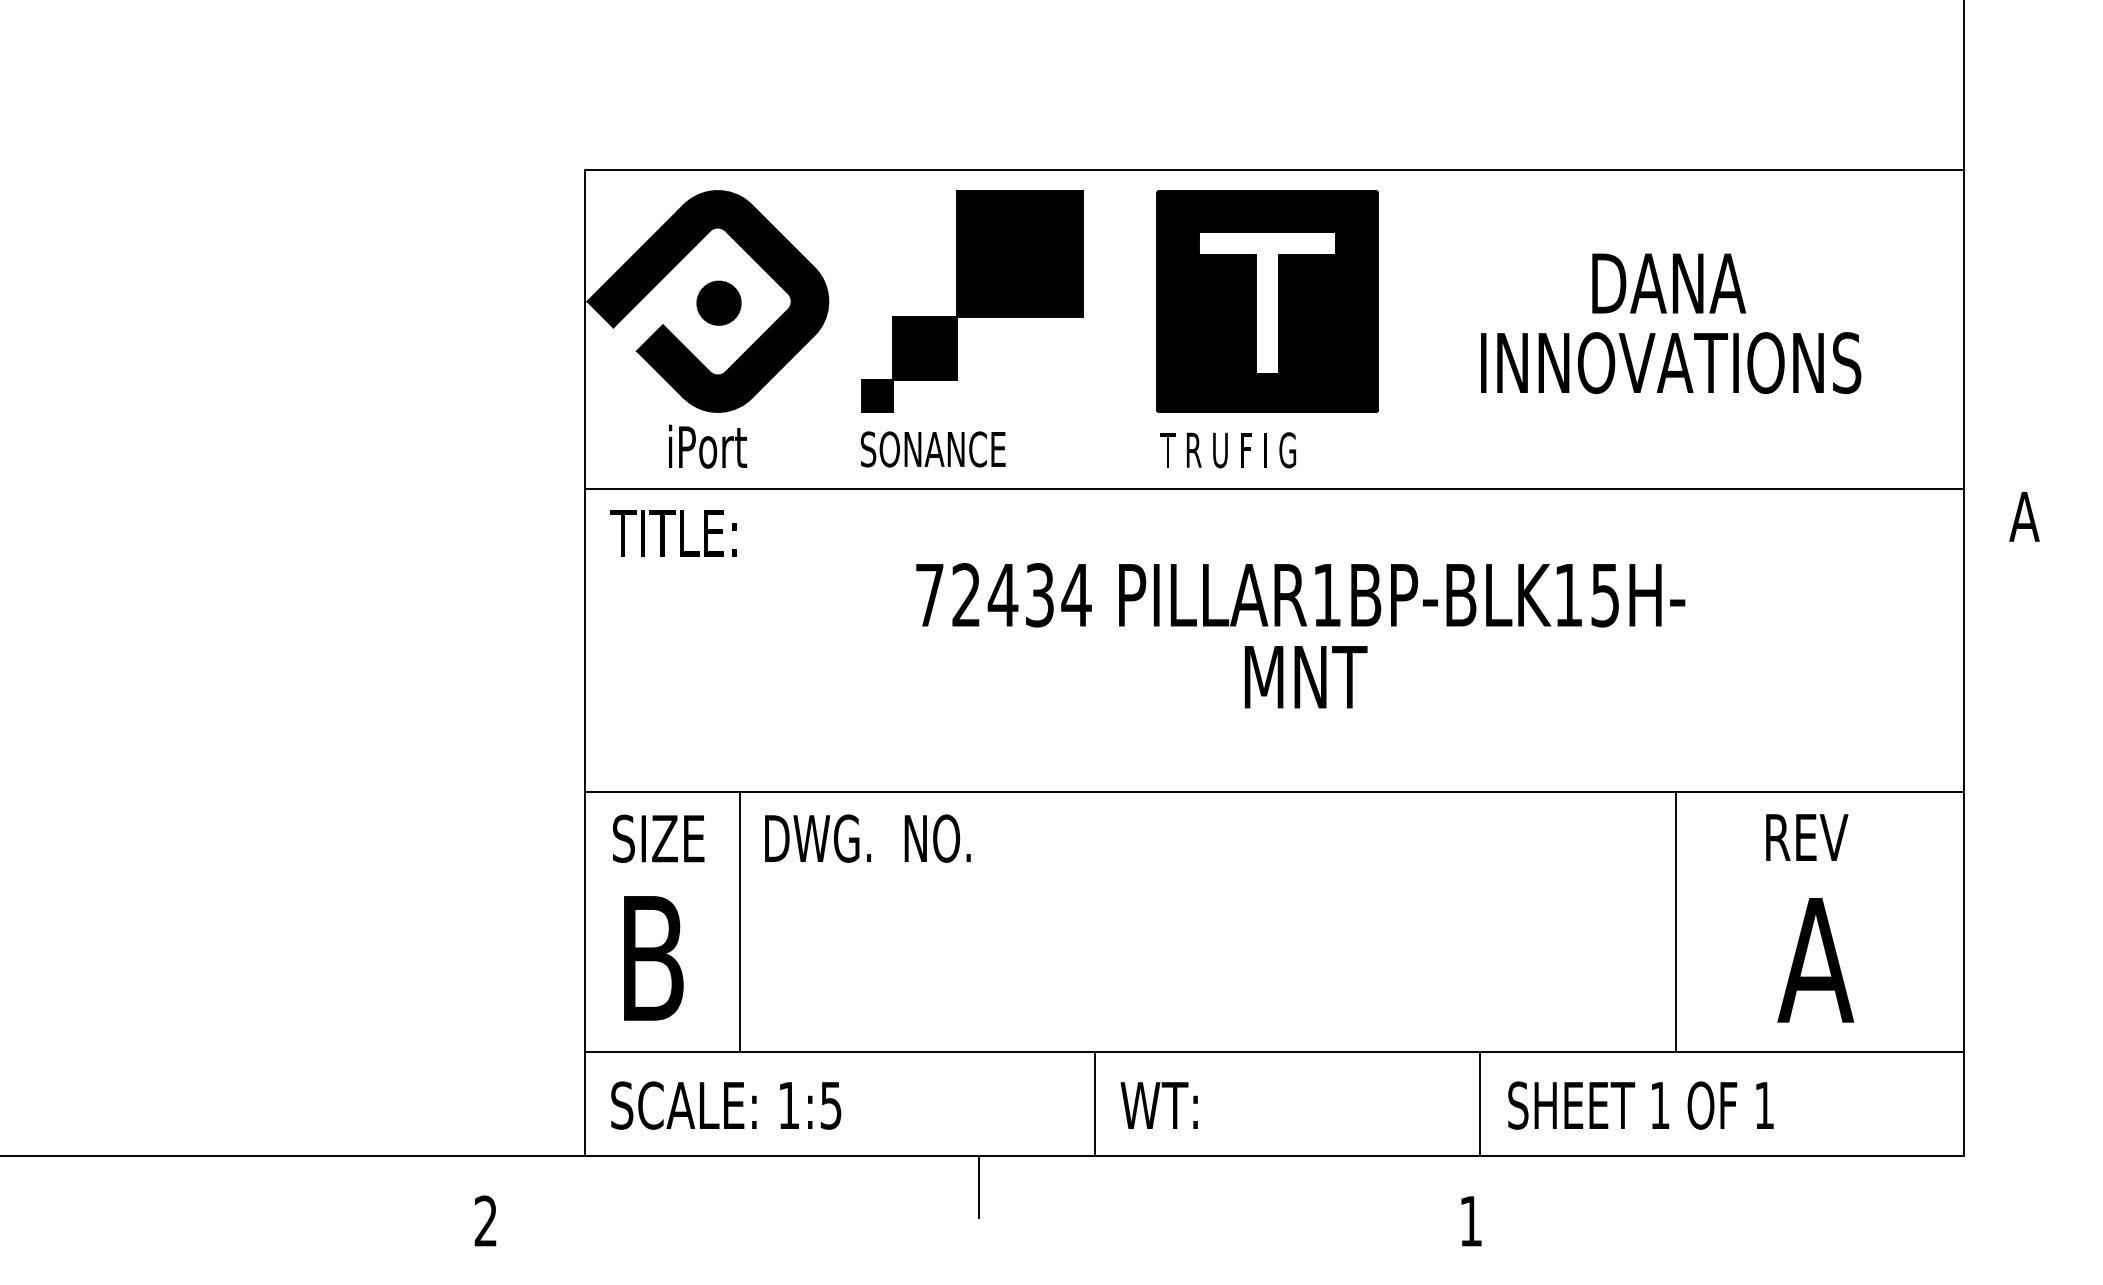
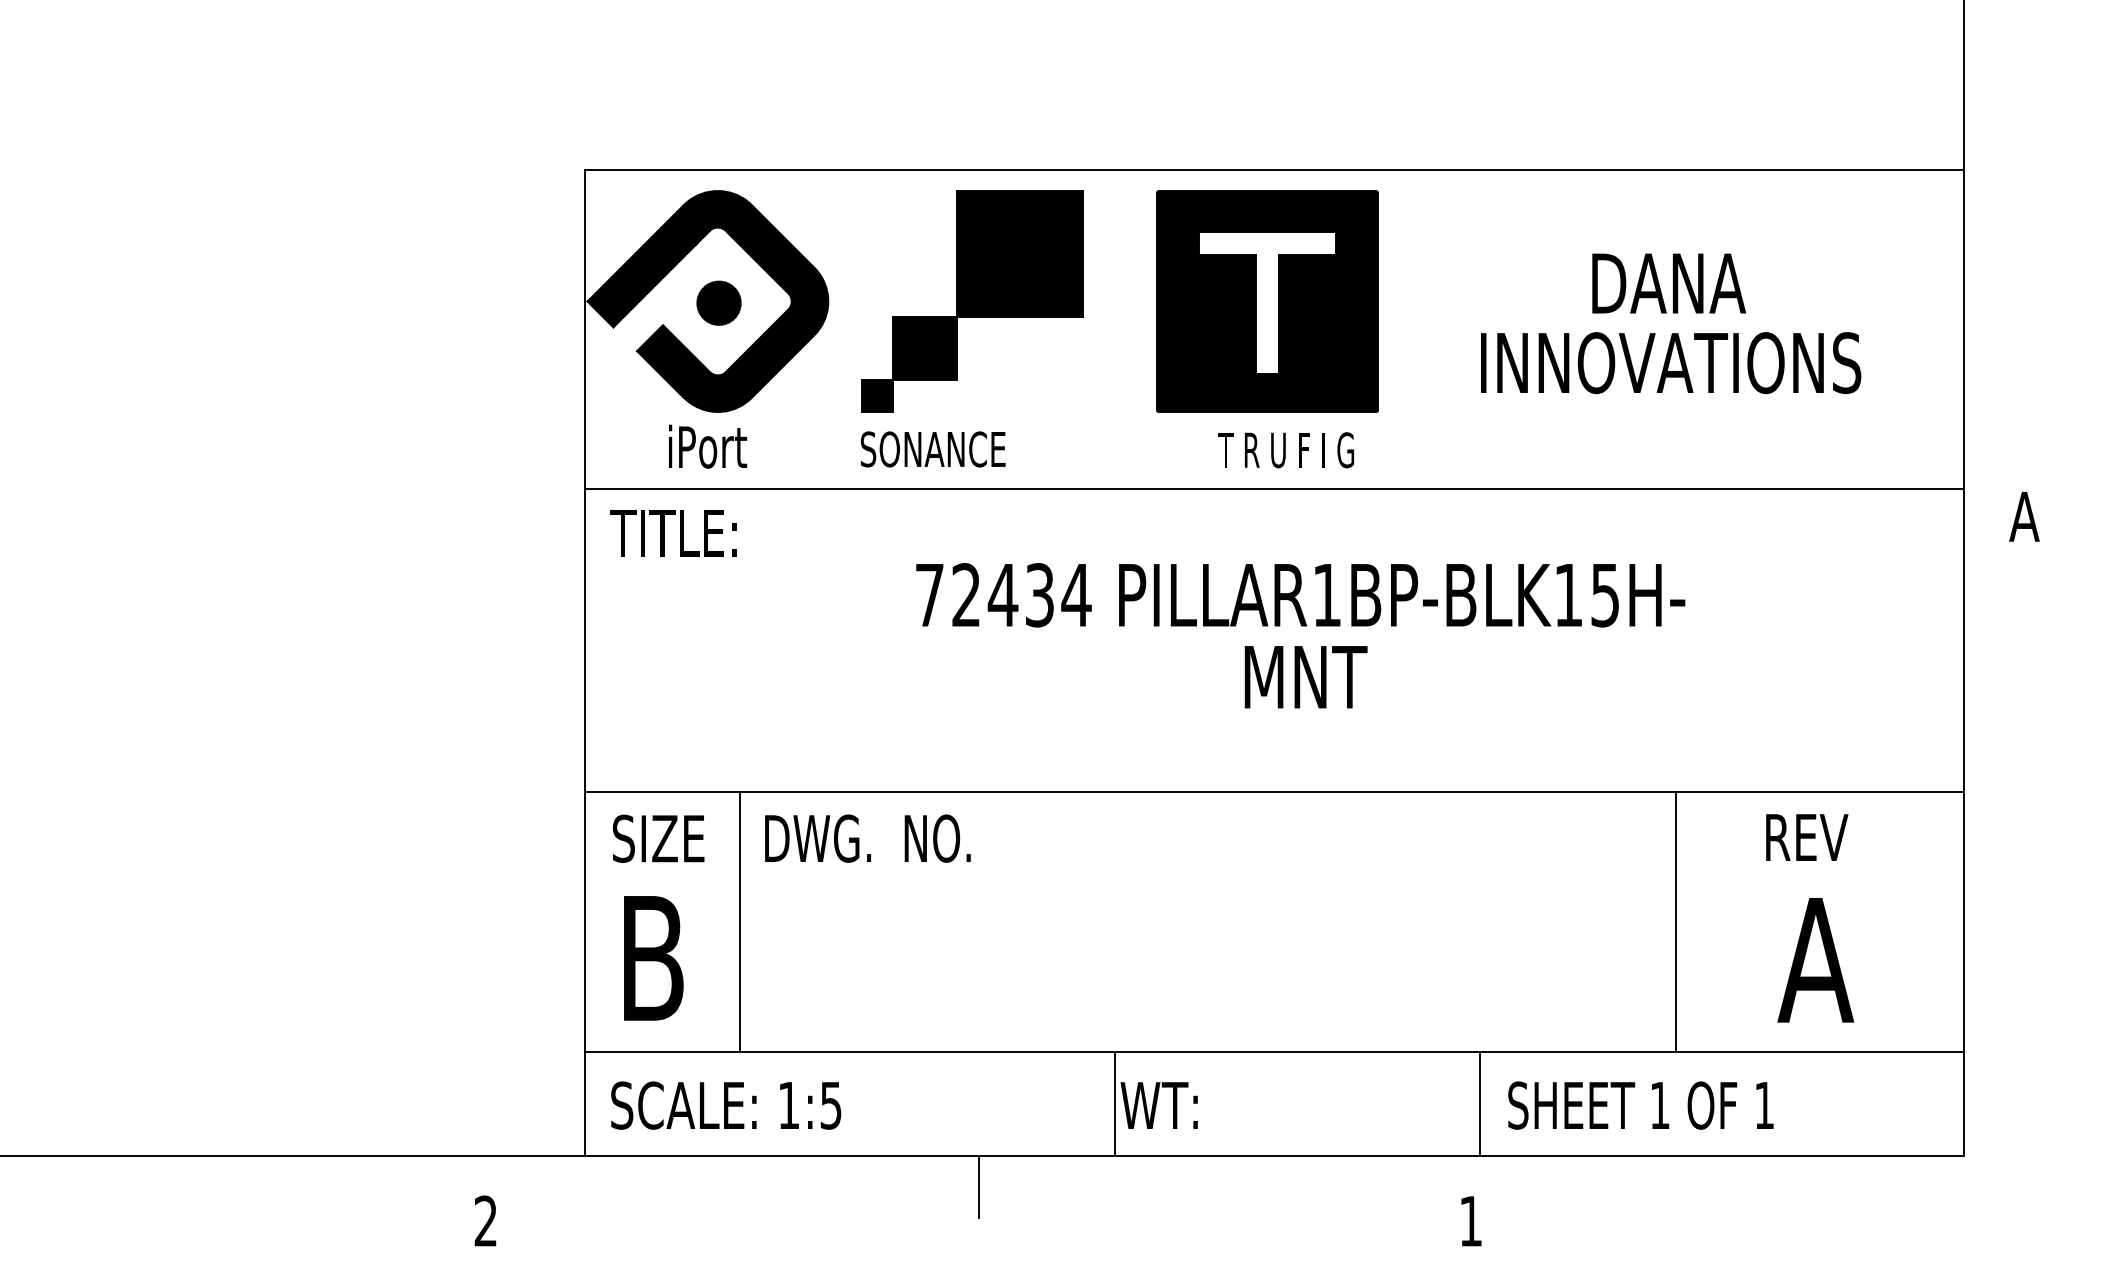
text position: (1227, 450) -> (1285, 450) (1285, 450)
line position: (1095, 1103) -> (1115, 1103) (1115, 1103)
